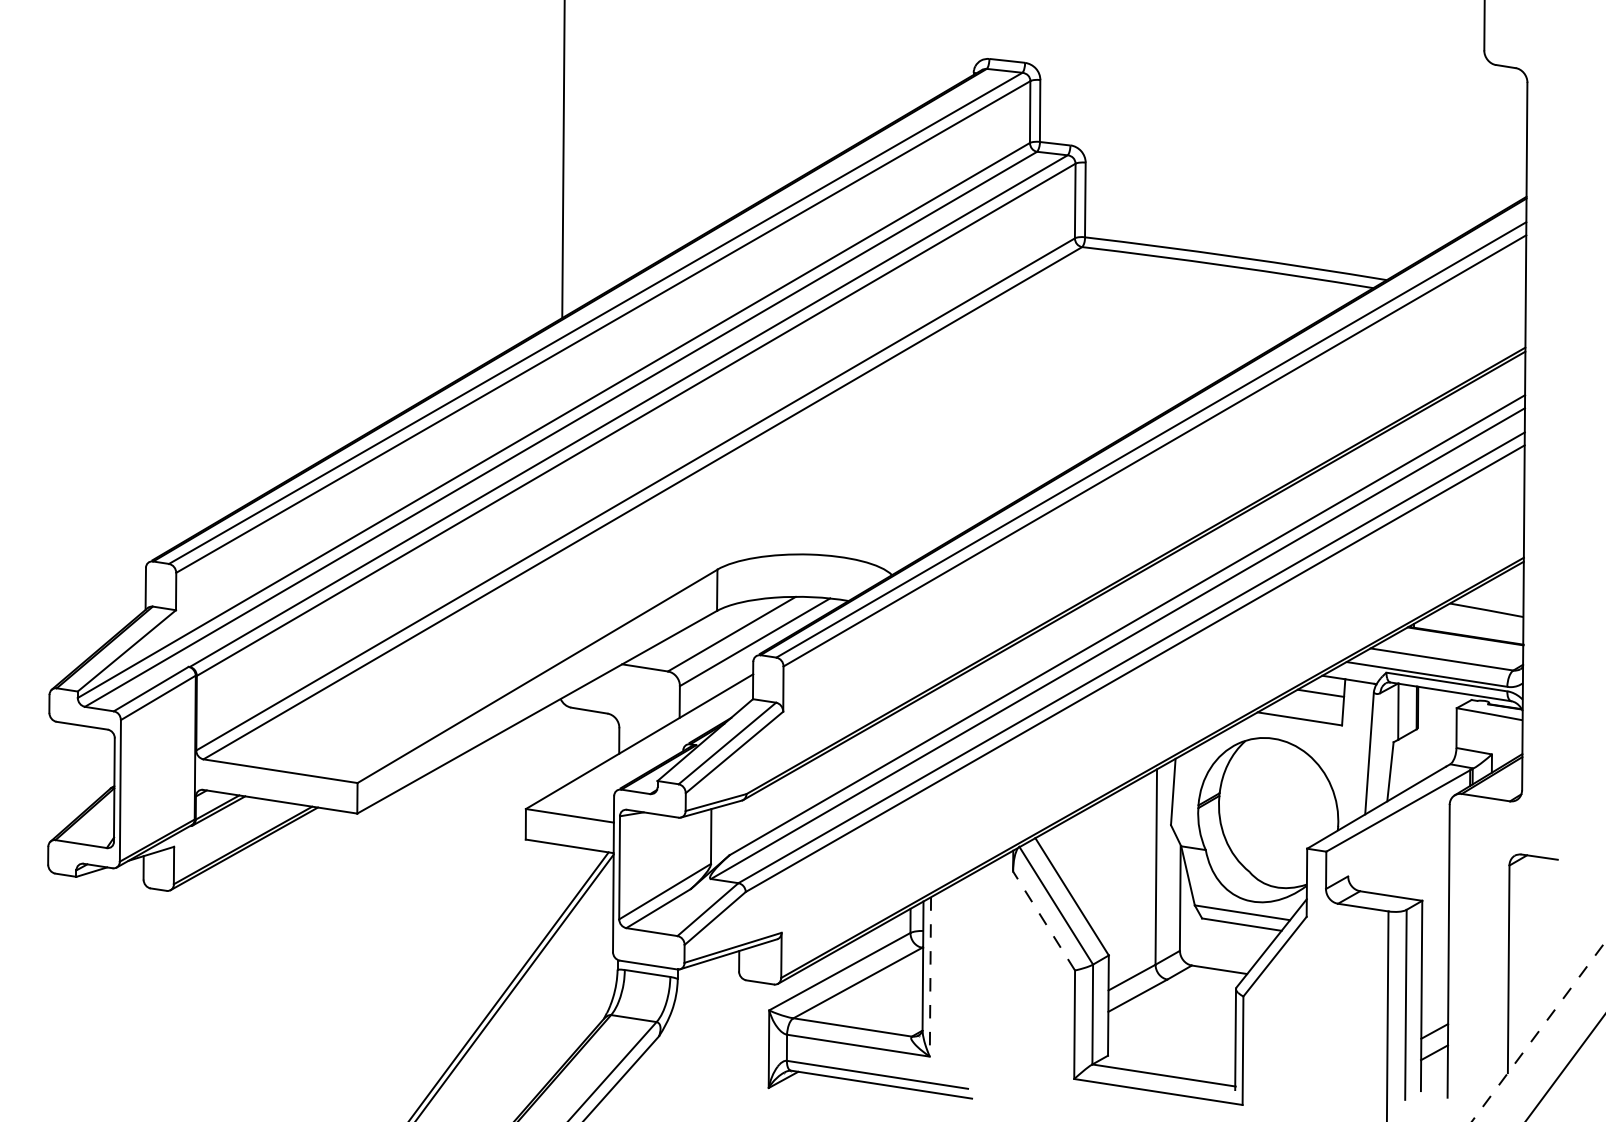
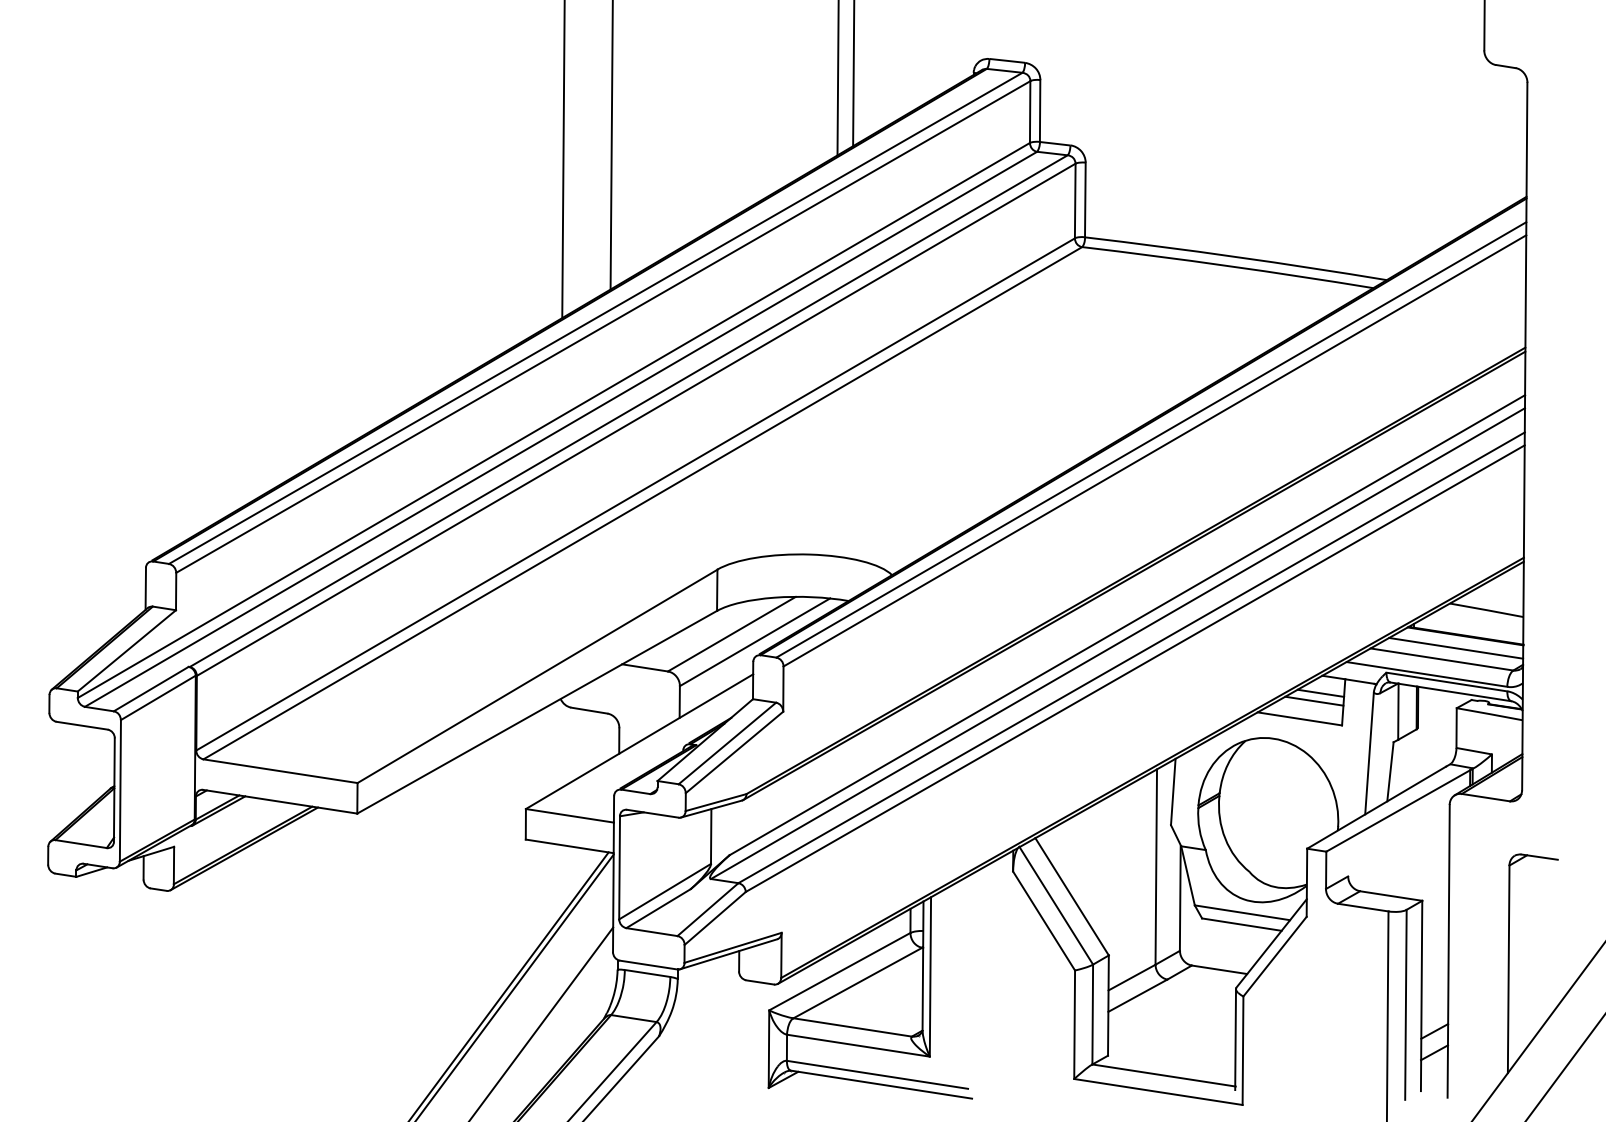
line: none -> present (853, 74)
line: none -> present (837, 78)
line: none -> present (611, 145)
line: none -> present (1456, 647)
line: none -> present (1314, 700)
line: dashed -> solid (1043, 920)
line: dashed -> solid (930, 976)
line: none -> present (542, 1022)
line: dashed -> solid (1538, 1031)
